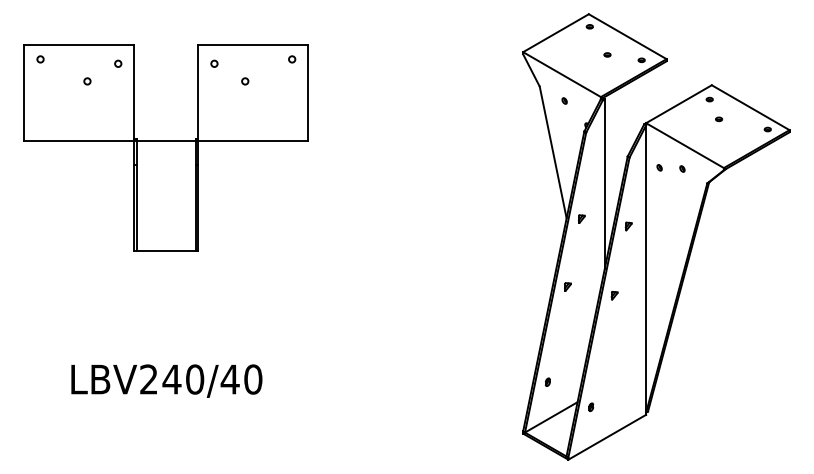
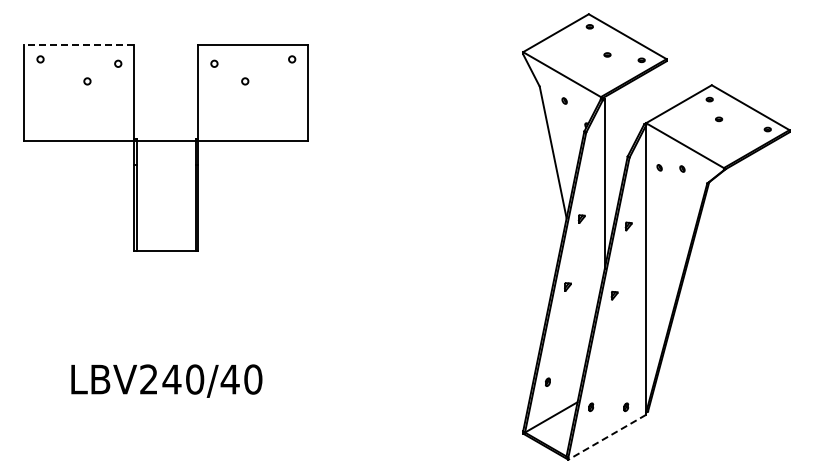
line: solid -> dashed (79, 44)
part: none -> present (626, 406)
line: solid -> dashed (607, 437)
